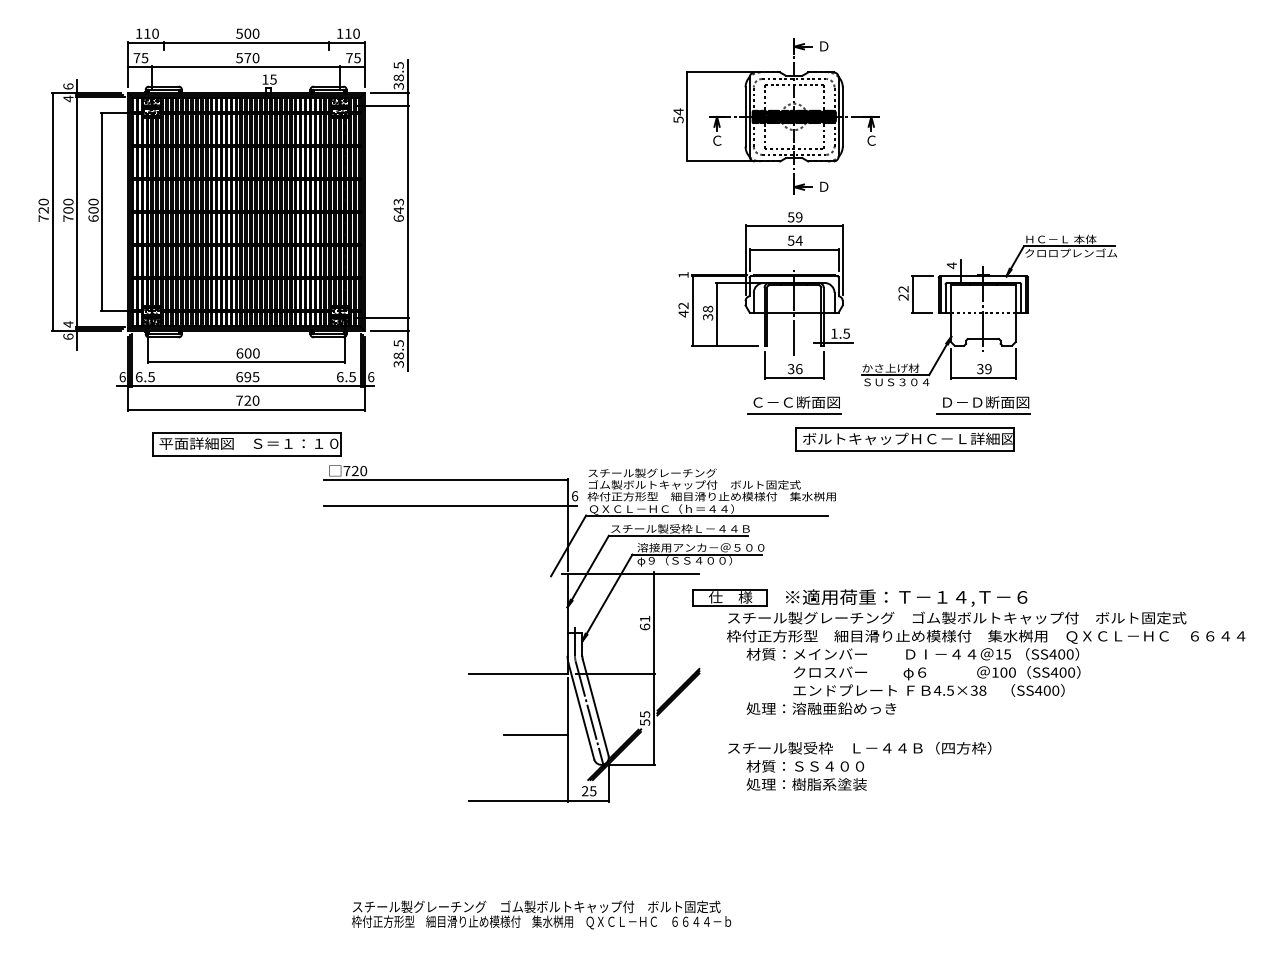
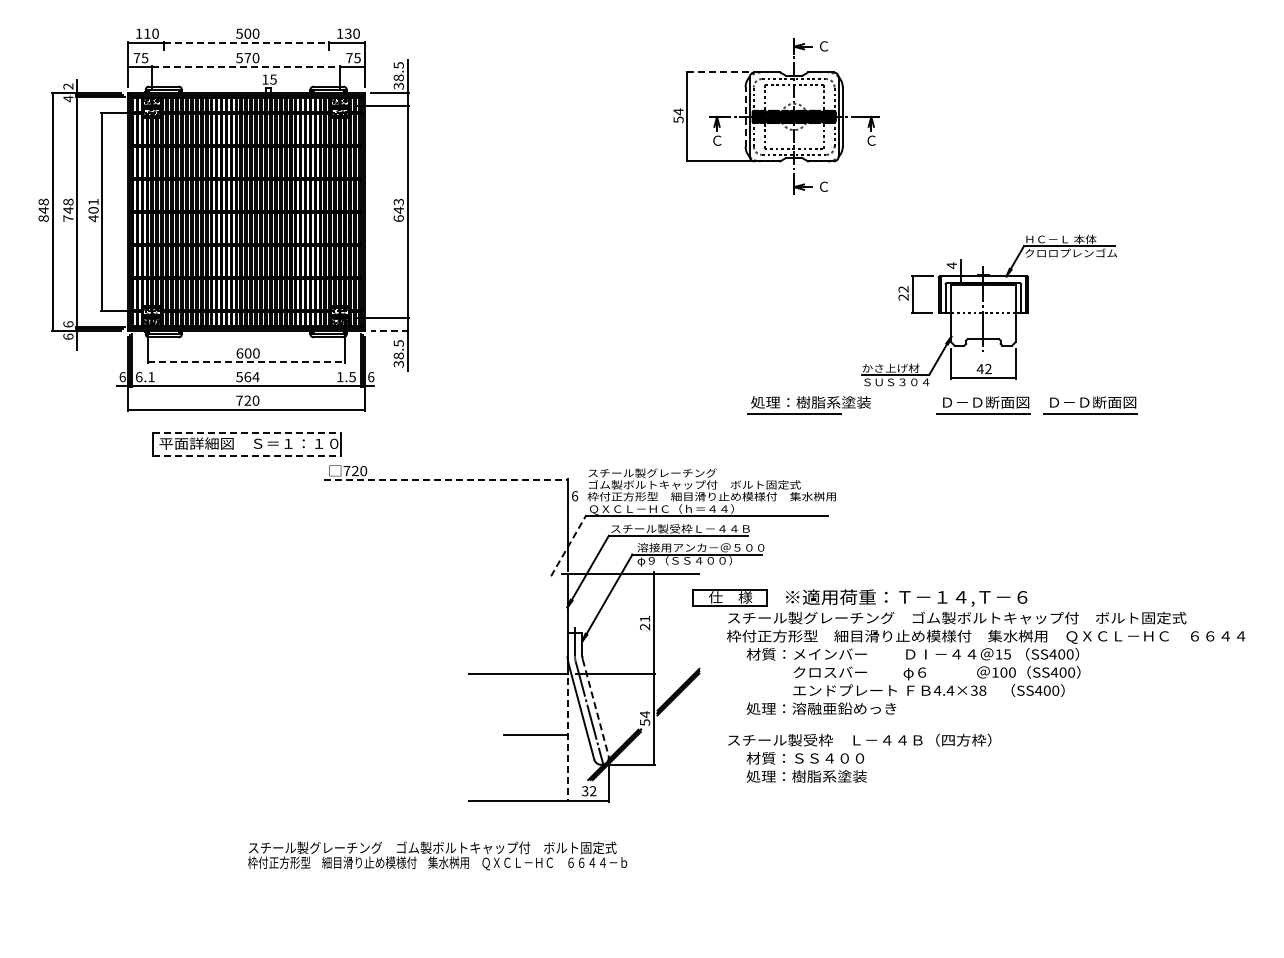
text: 110 -> 130 (347, 33)
line: solid -> dashed (246, 42)
text: Ｄ -> Ｃ (824, 46)
line: solid -> dashed (246, 67)
line: solid -> dashed (720, 72)
text: 6 -> 2 (68, 86)
line: solid -> dashed (745, 116)
text: Ｄ -> Ｃ (824, 186)
text: 700 -> 748 (68, 206)
text: 720 -> 848 (43, 209)
text: 600 -> 401 (93, 210)
part: present -> none (765, 295)
text: 4 -> 6 (68, 324)
line: solid -> dashed (390, 330)
line: solid -> dashed (246, 362)
text: 39 -> 42 (983, 369)
text: 6.5 -> 6.1 (151, 377)
text: 695 -> 564 (247, 377)
text: 6.5 -> 1.5 (340, 377)
text: Ｃ－Ｃ断面図 -> 処理：樹脂系塗装 (810, 402)
part: none -> present (1090, 405)
line: solid -> dashed (247, 432)
part: present -> none (904, 439)
line: solid -> dashed (247, 455)
line: solid -> dashed (446, 479)
line: present -> none (450, 506)
line: solid -> dashed (568, 545)
text: 61 -> 21 (645, 626)
text: 4.5×38 -> 4.4×38 (950, 690)
line: solid -> dashed (595, 707)
text: 55 -> 54 (645, 714)
line: solid -> dashed (567, 740)
text position: (859, 765) -> (859, 757) (859, 757)
text: 25 -> 32 (589, 791)
text position: (541, 914) -> (437, 855) (437, 855)
